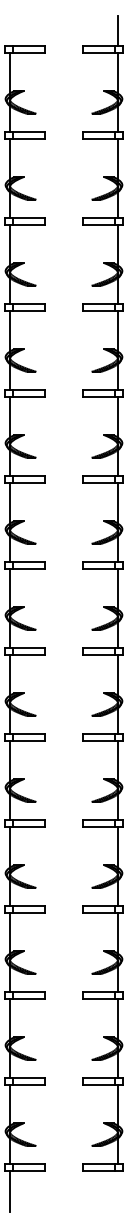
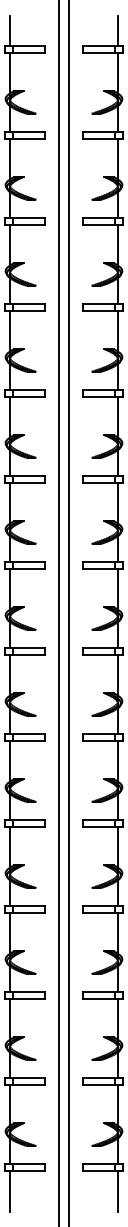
line: none -> present (9, 30)
line: none -> present (59, 612)
line: none -> present (68, 612)
line: none -> present (118, 1190)
